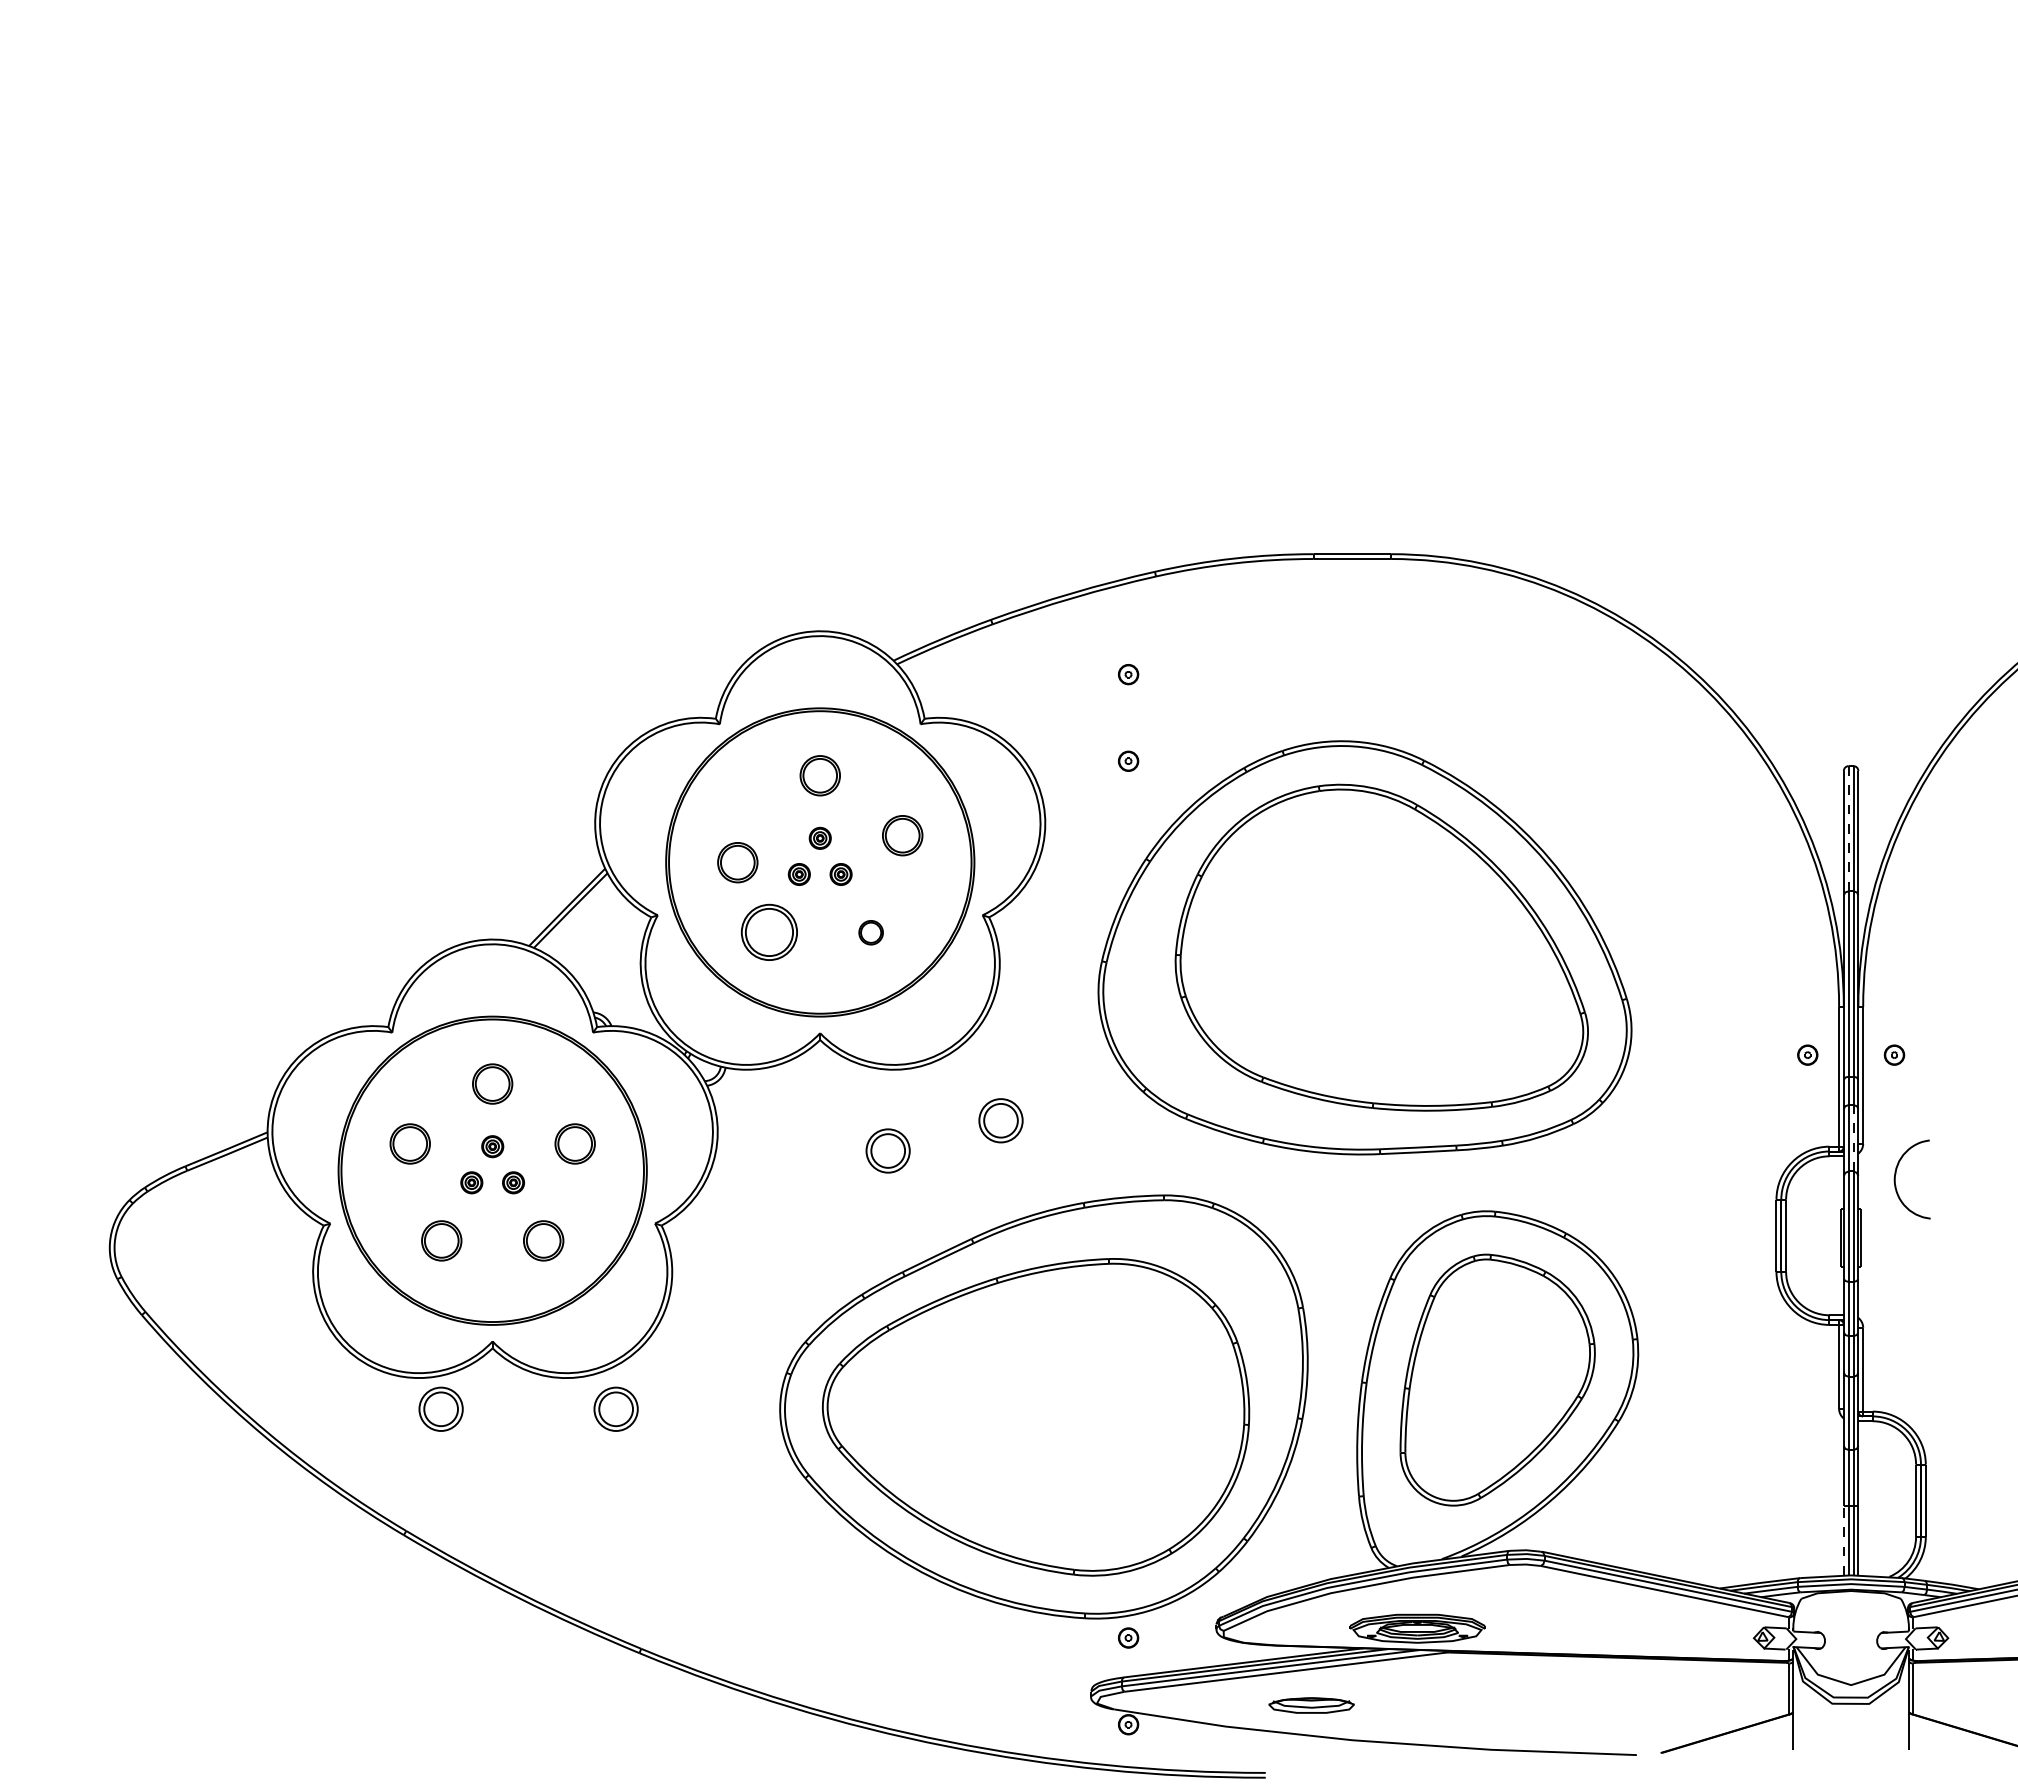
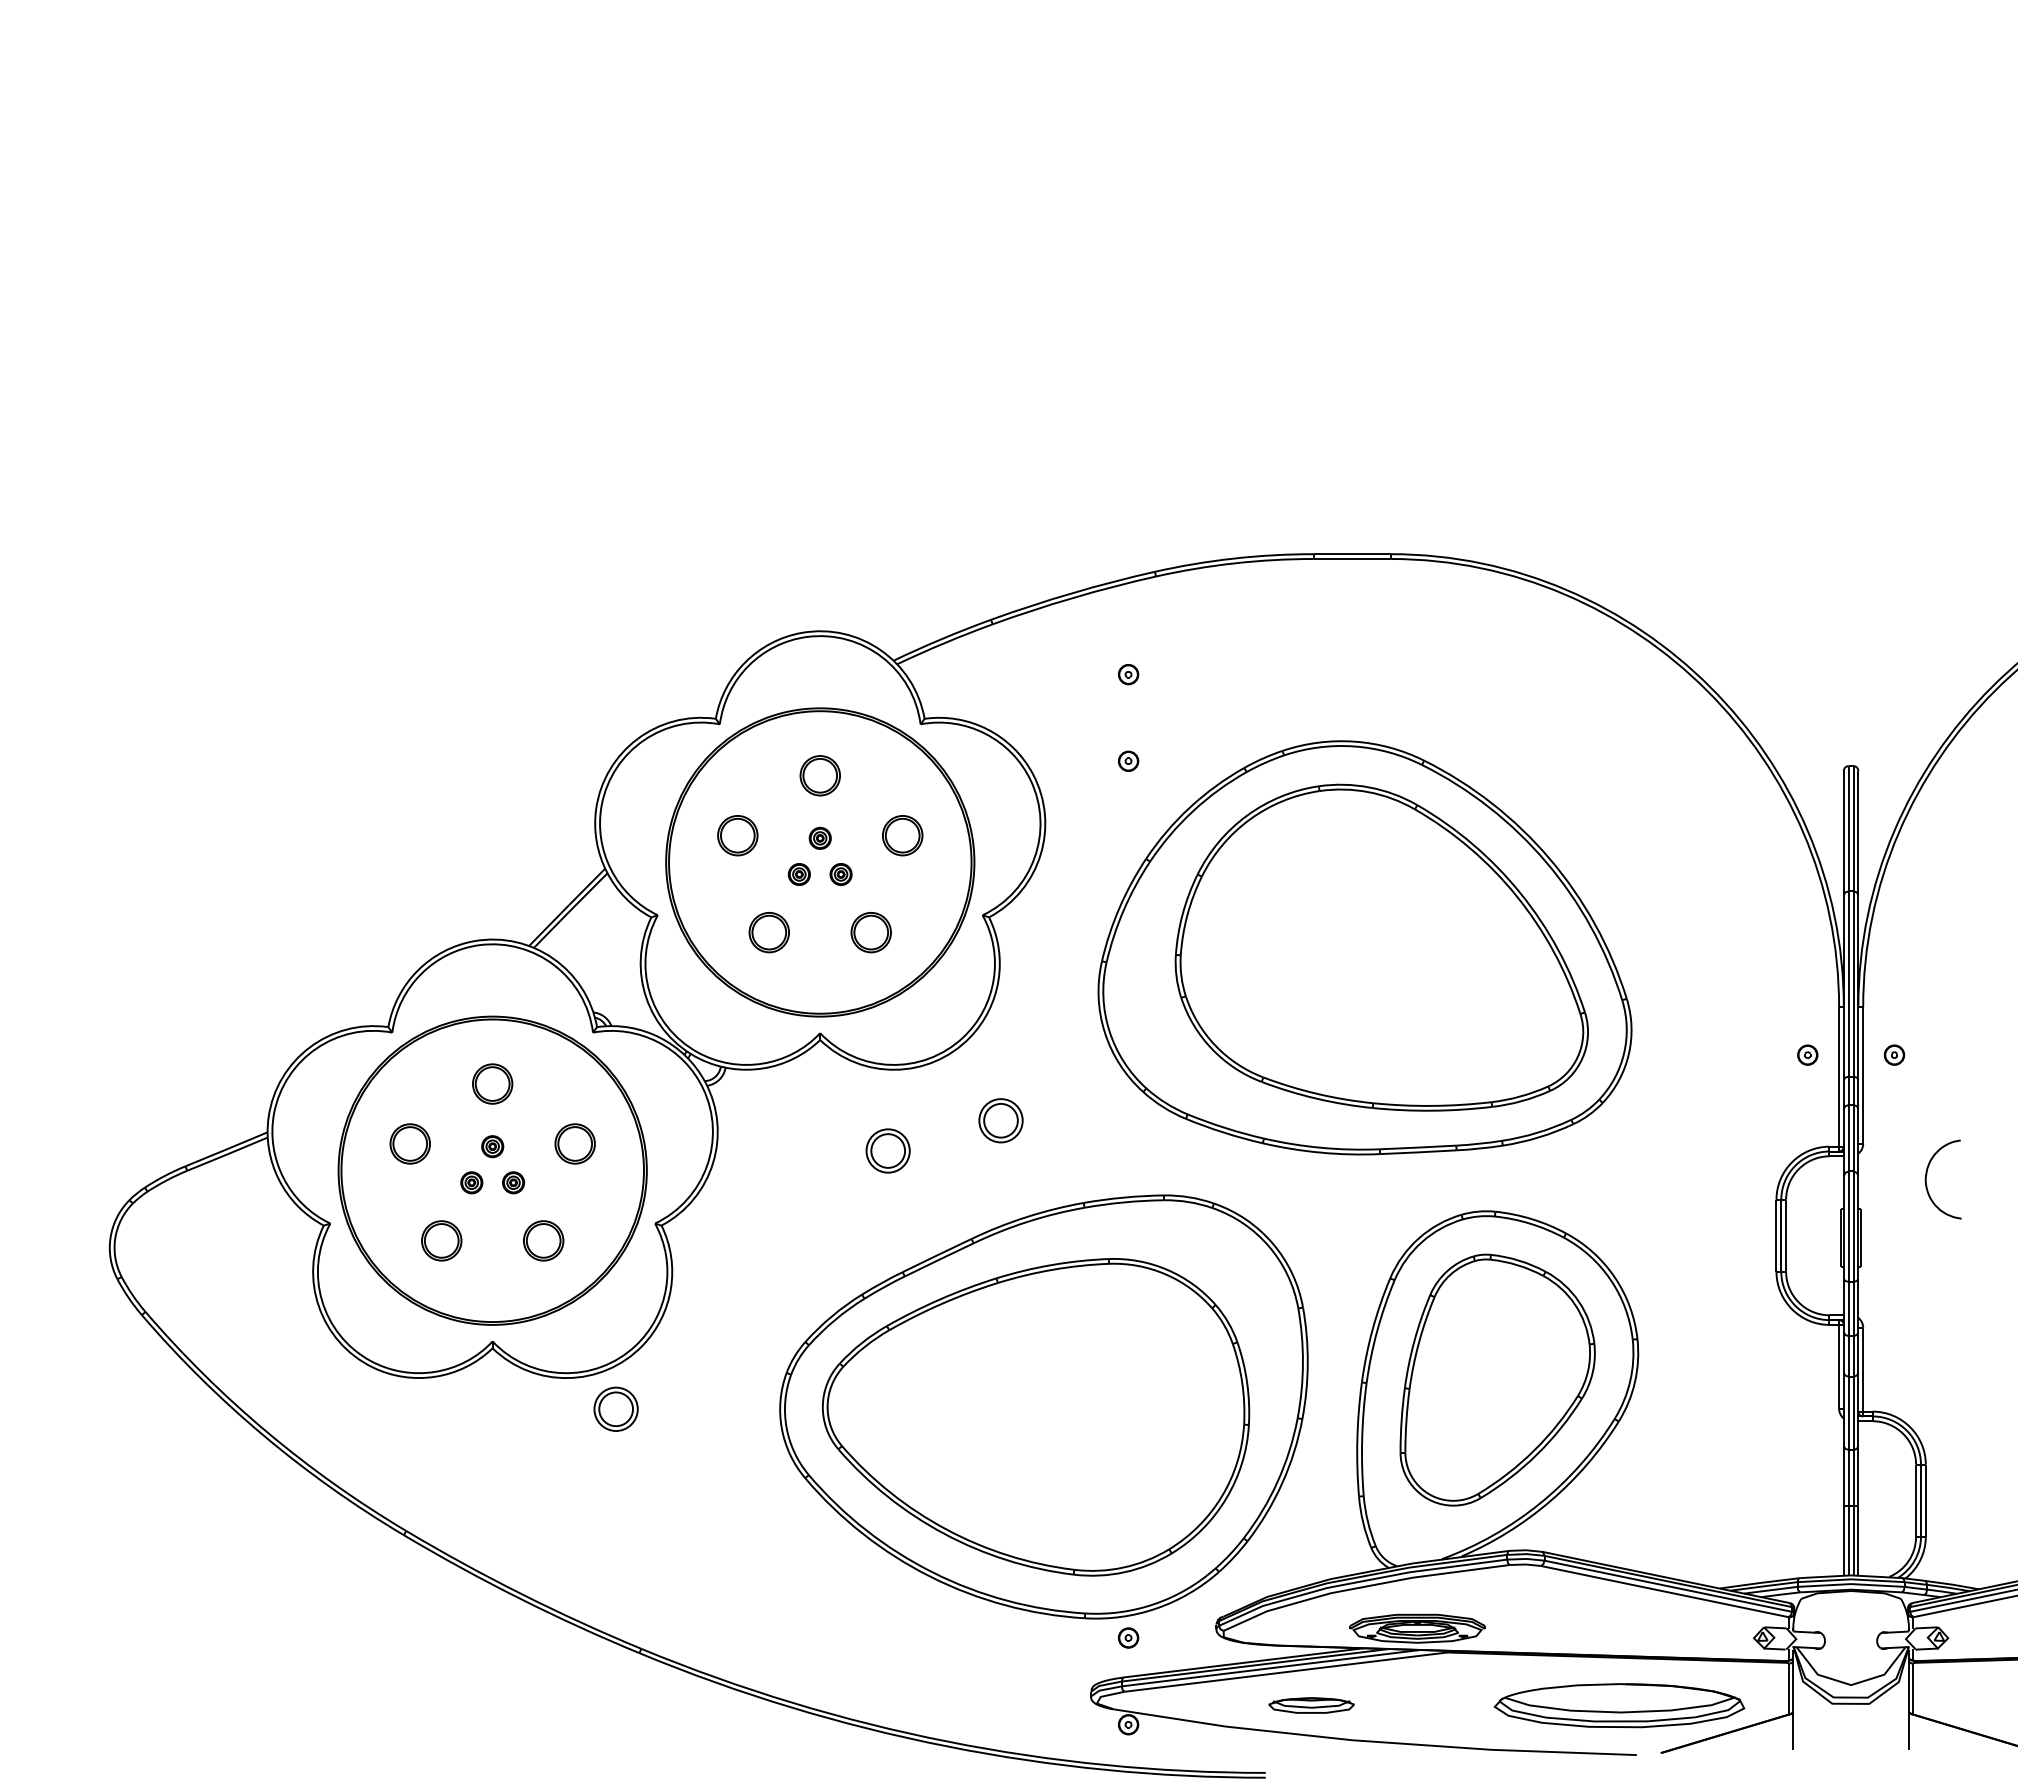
line: dashed -> solid (1848, 827)
part position: (737, 862) -> (737, 835) (737, 835)
part size: 58x58 px -> 42x42 px (768, 932)
part size: 26x26 px -> 42x42 px (870, 932)
line: dashed -> solid (1853, 1139)
curve position: (1896, 1174) -> (1927, 1174) (1927, 1174)
part: present -> none (440, 1408)
line: dashed -> solid (1843, 1540)
part: none -> present (1619, 1705)
